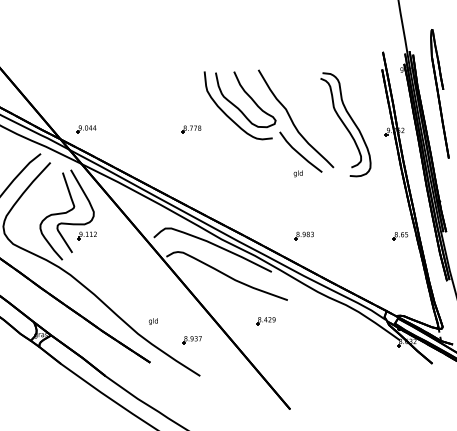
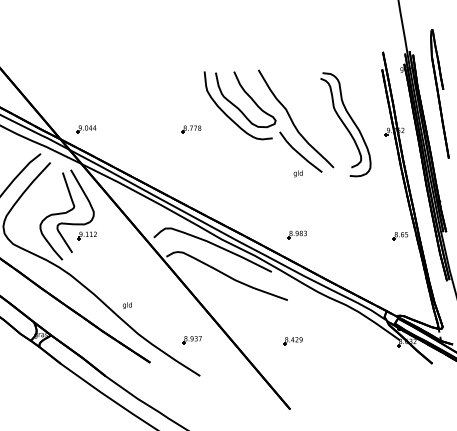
part position: (303, 235) -> (296, 234) (296, 234)
text position: (153, 321) -> (127, 305) (127, 305)
part position: (265, 321) -> (292, 341) (292, 341)
